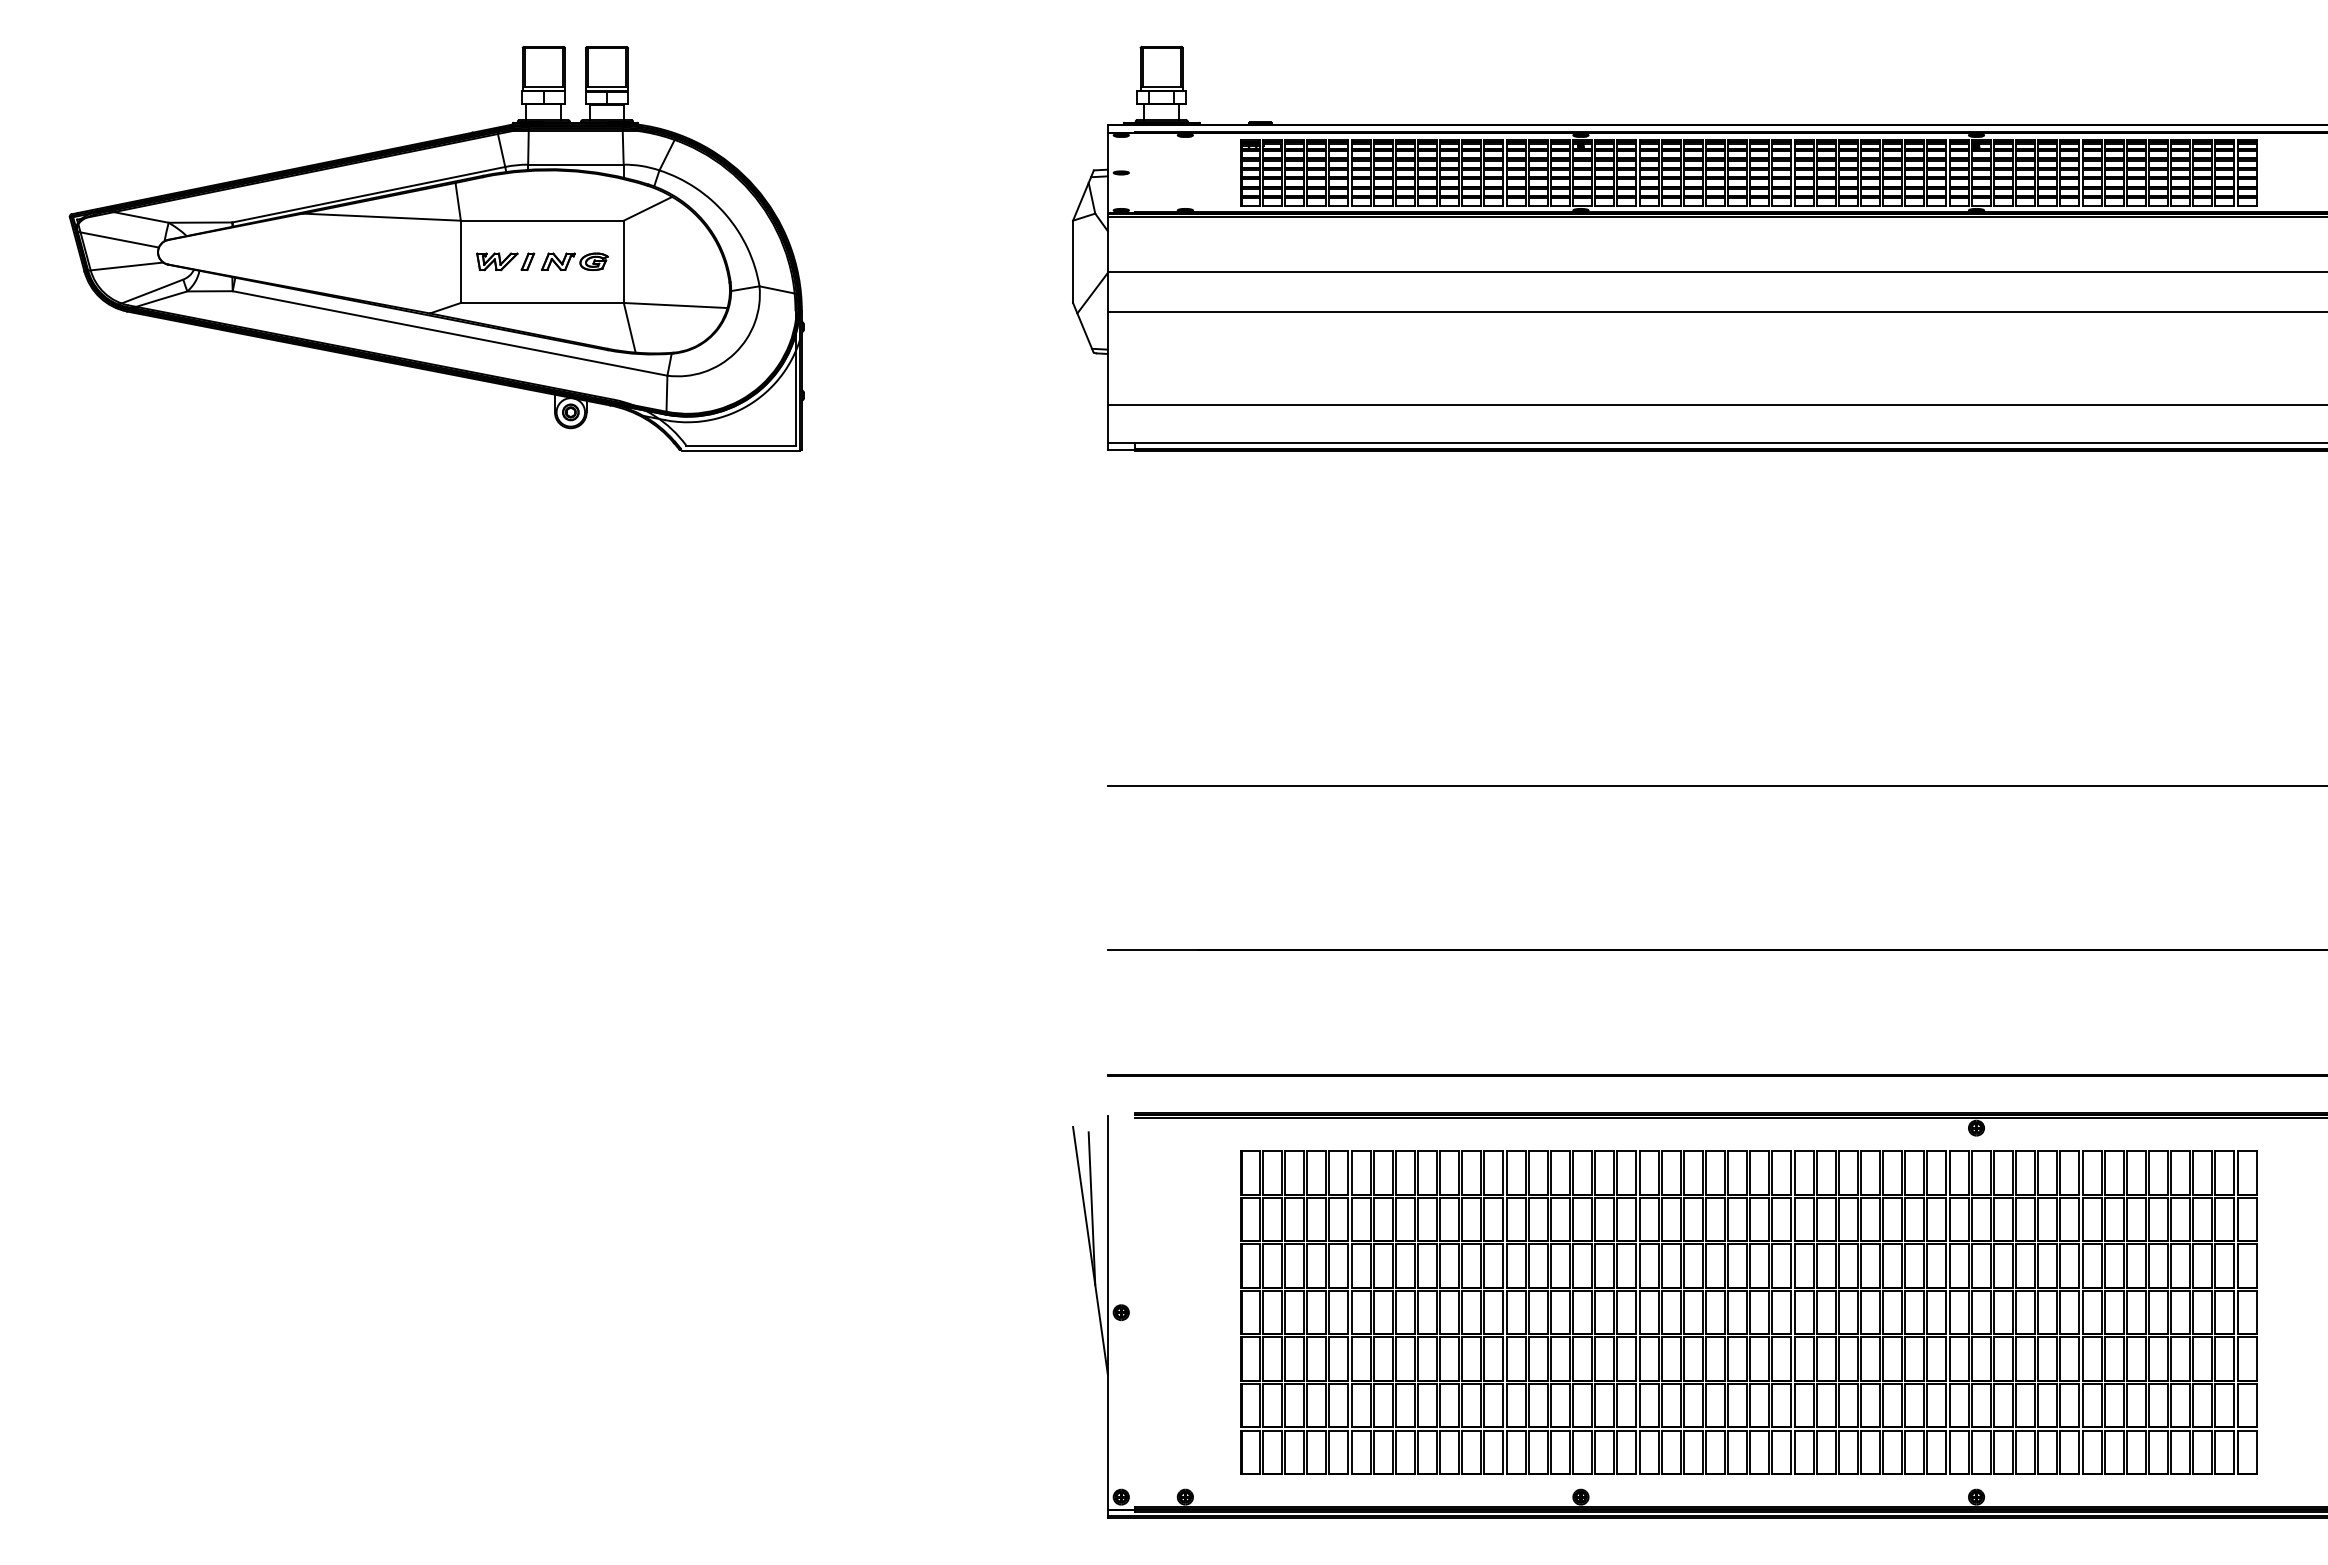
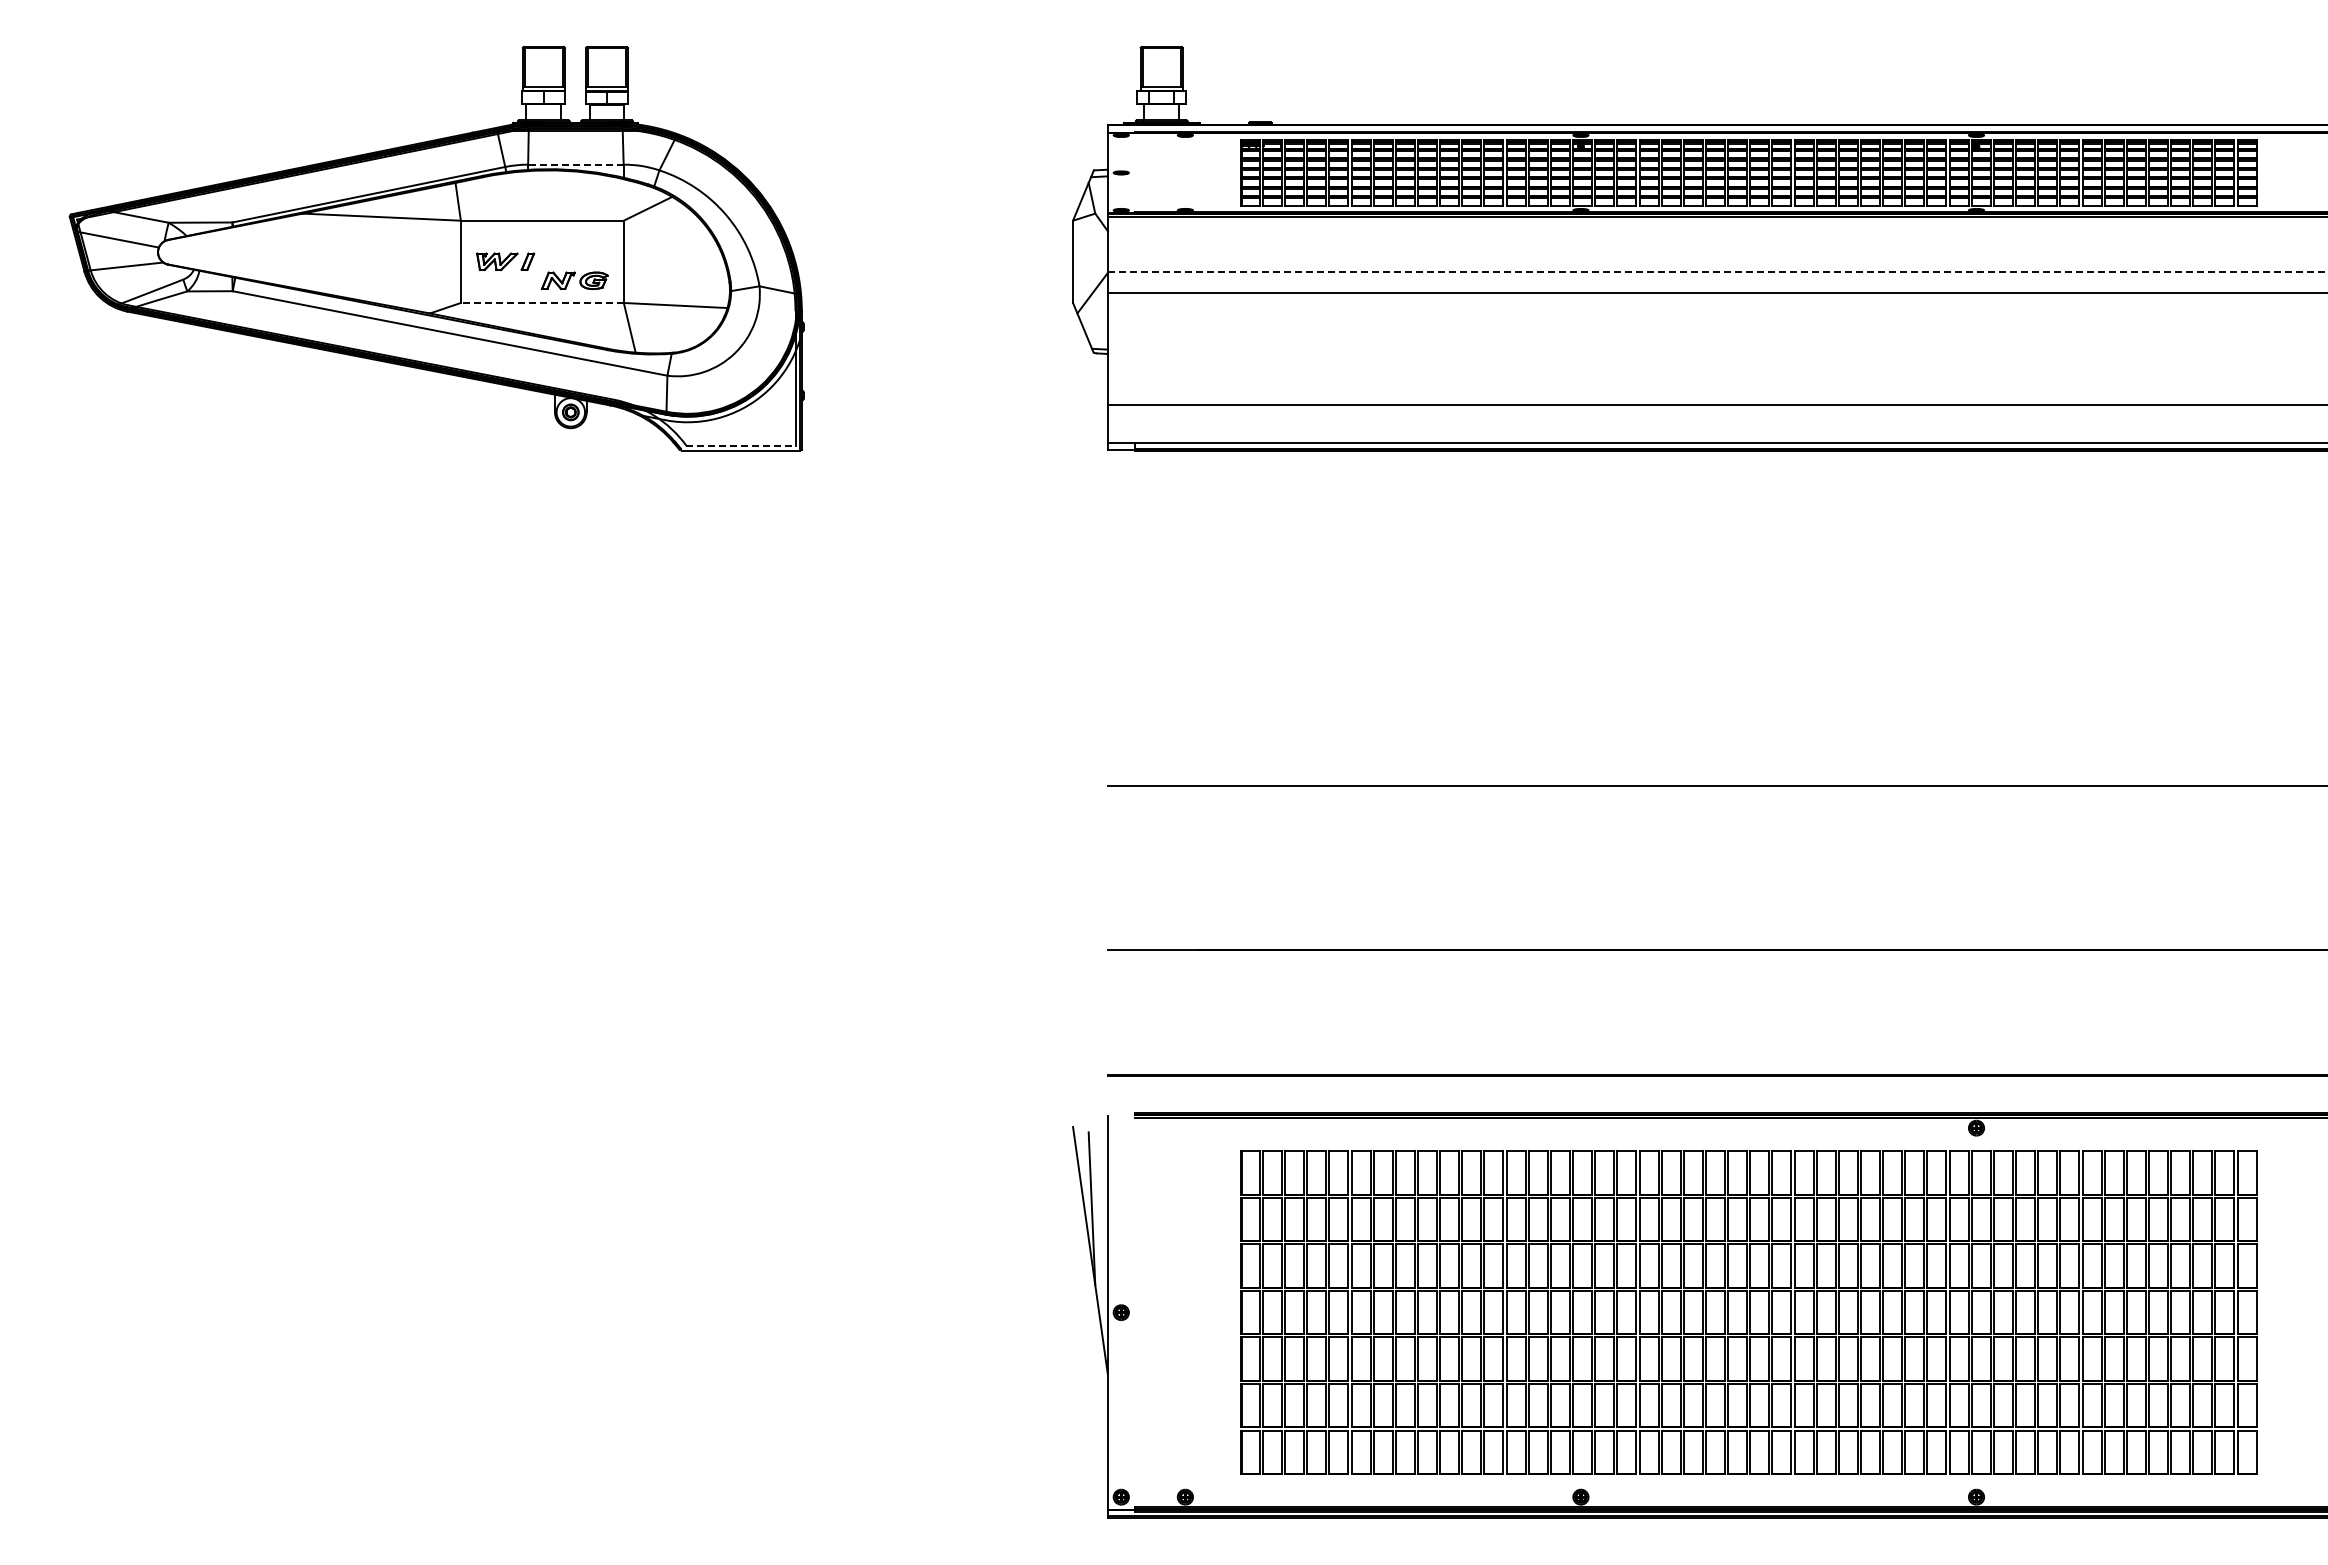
line: solid -> dashed (575, 164)
part position: (574, 261) -> (574, 280) (574, 280)
line: solid -> dashed (1717, 271)
line: solid -> dashed (541, 302)
line position: (1715, 311) -> (1715, 292) (1715, 292)
line: solid -> dashed (740, 445)
